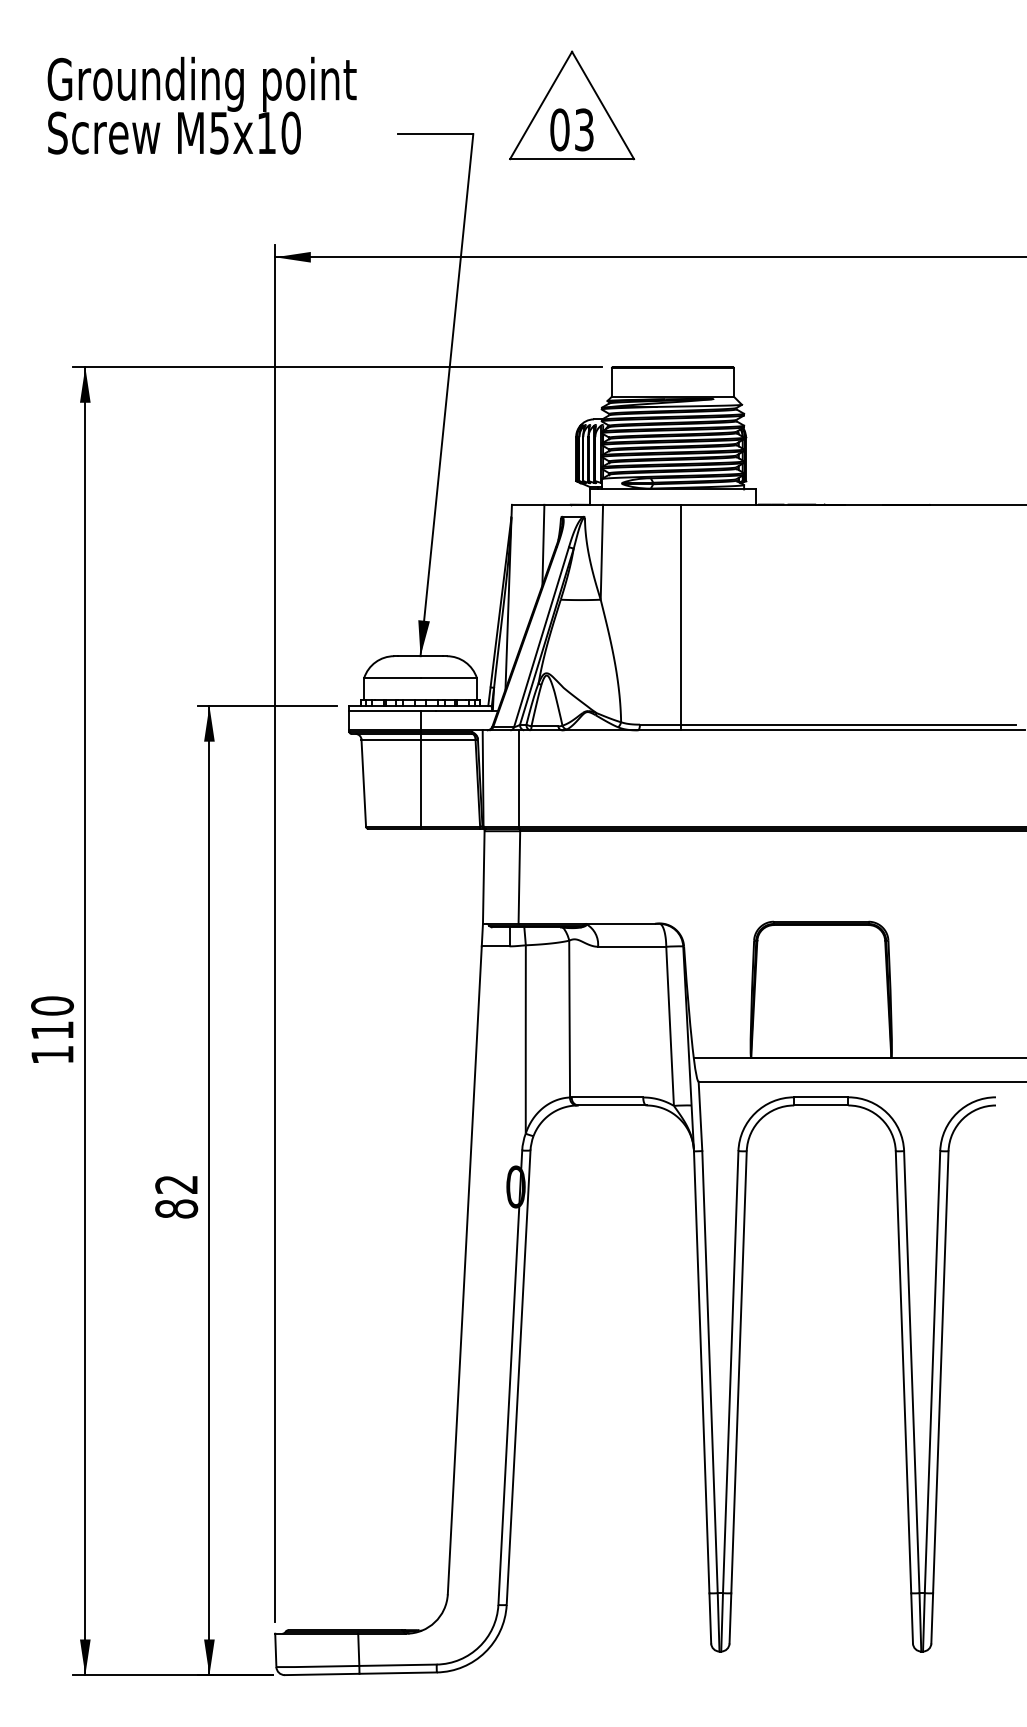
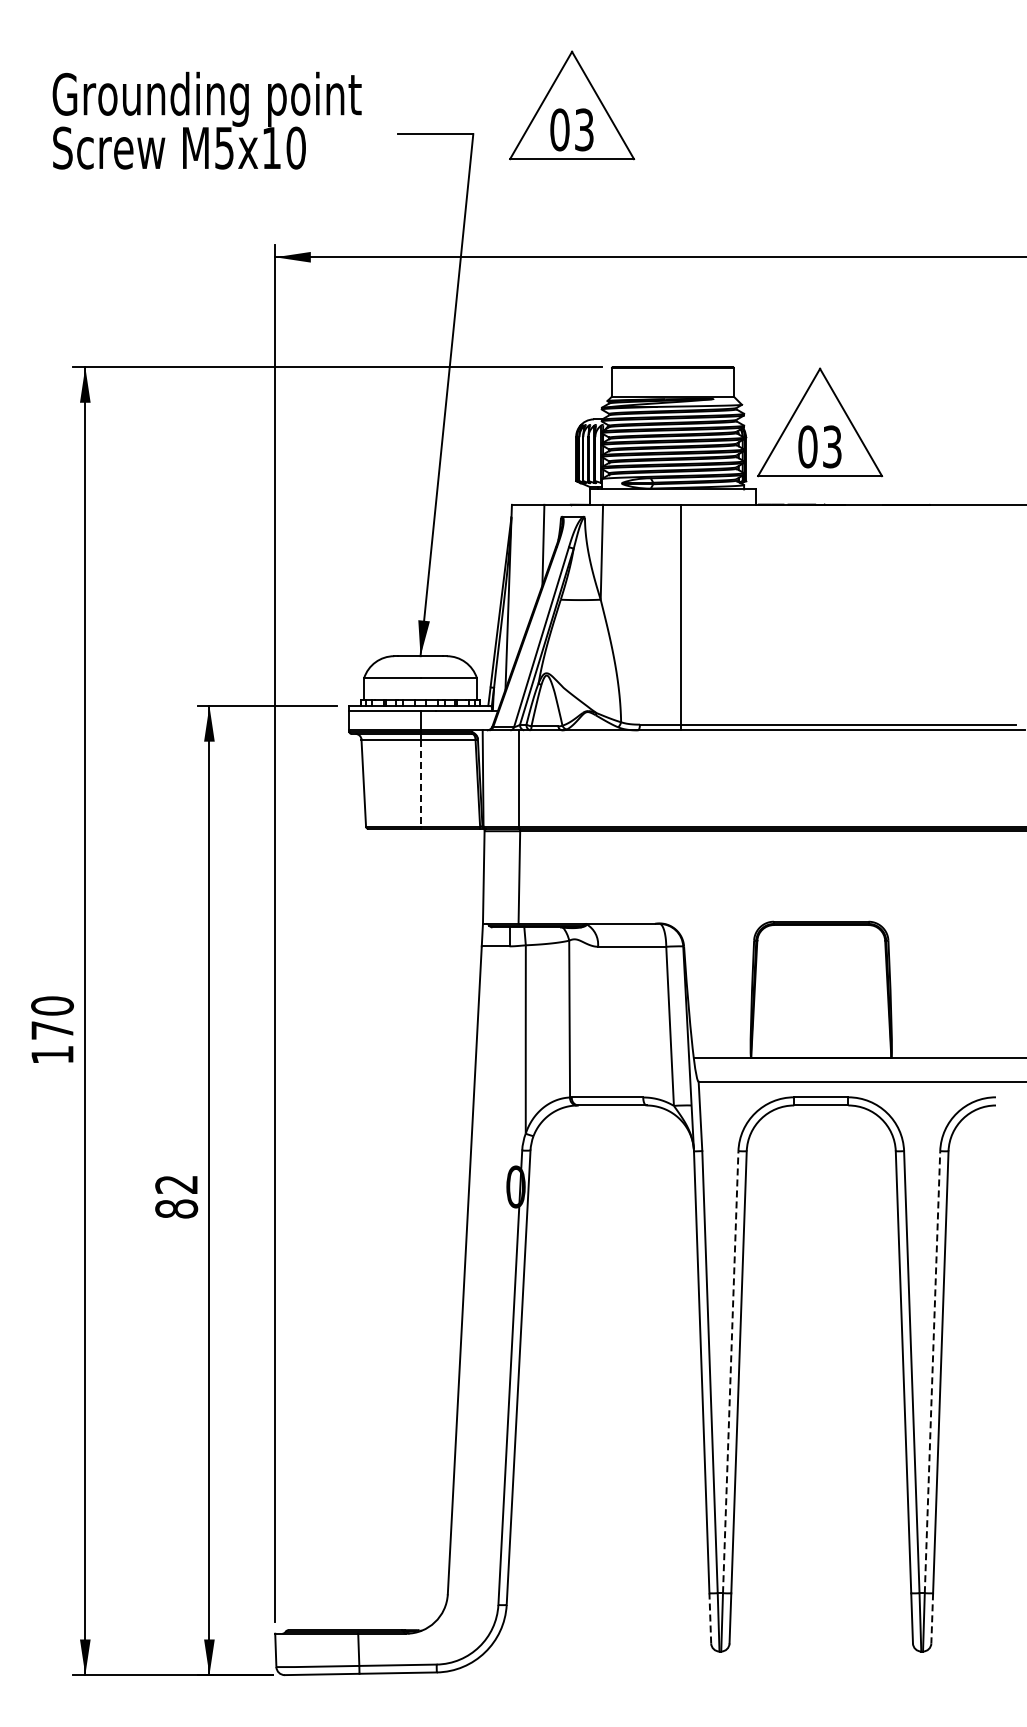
text position: (201, 105) -> (206, 120) (206, 120)
part: none -> present (820, 422)
line: solid -> dashed (420, 783)
text: 110 -> 170 (52, 1030)
line: solid -> dashed (730, 1371)
line: solid -> dashed (932, 1371)
line: solid -> dashed (710, 1617)
line: solid -> dashed (932, 1618)
